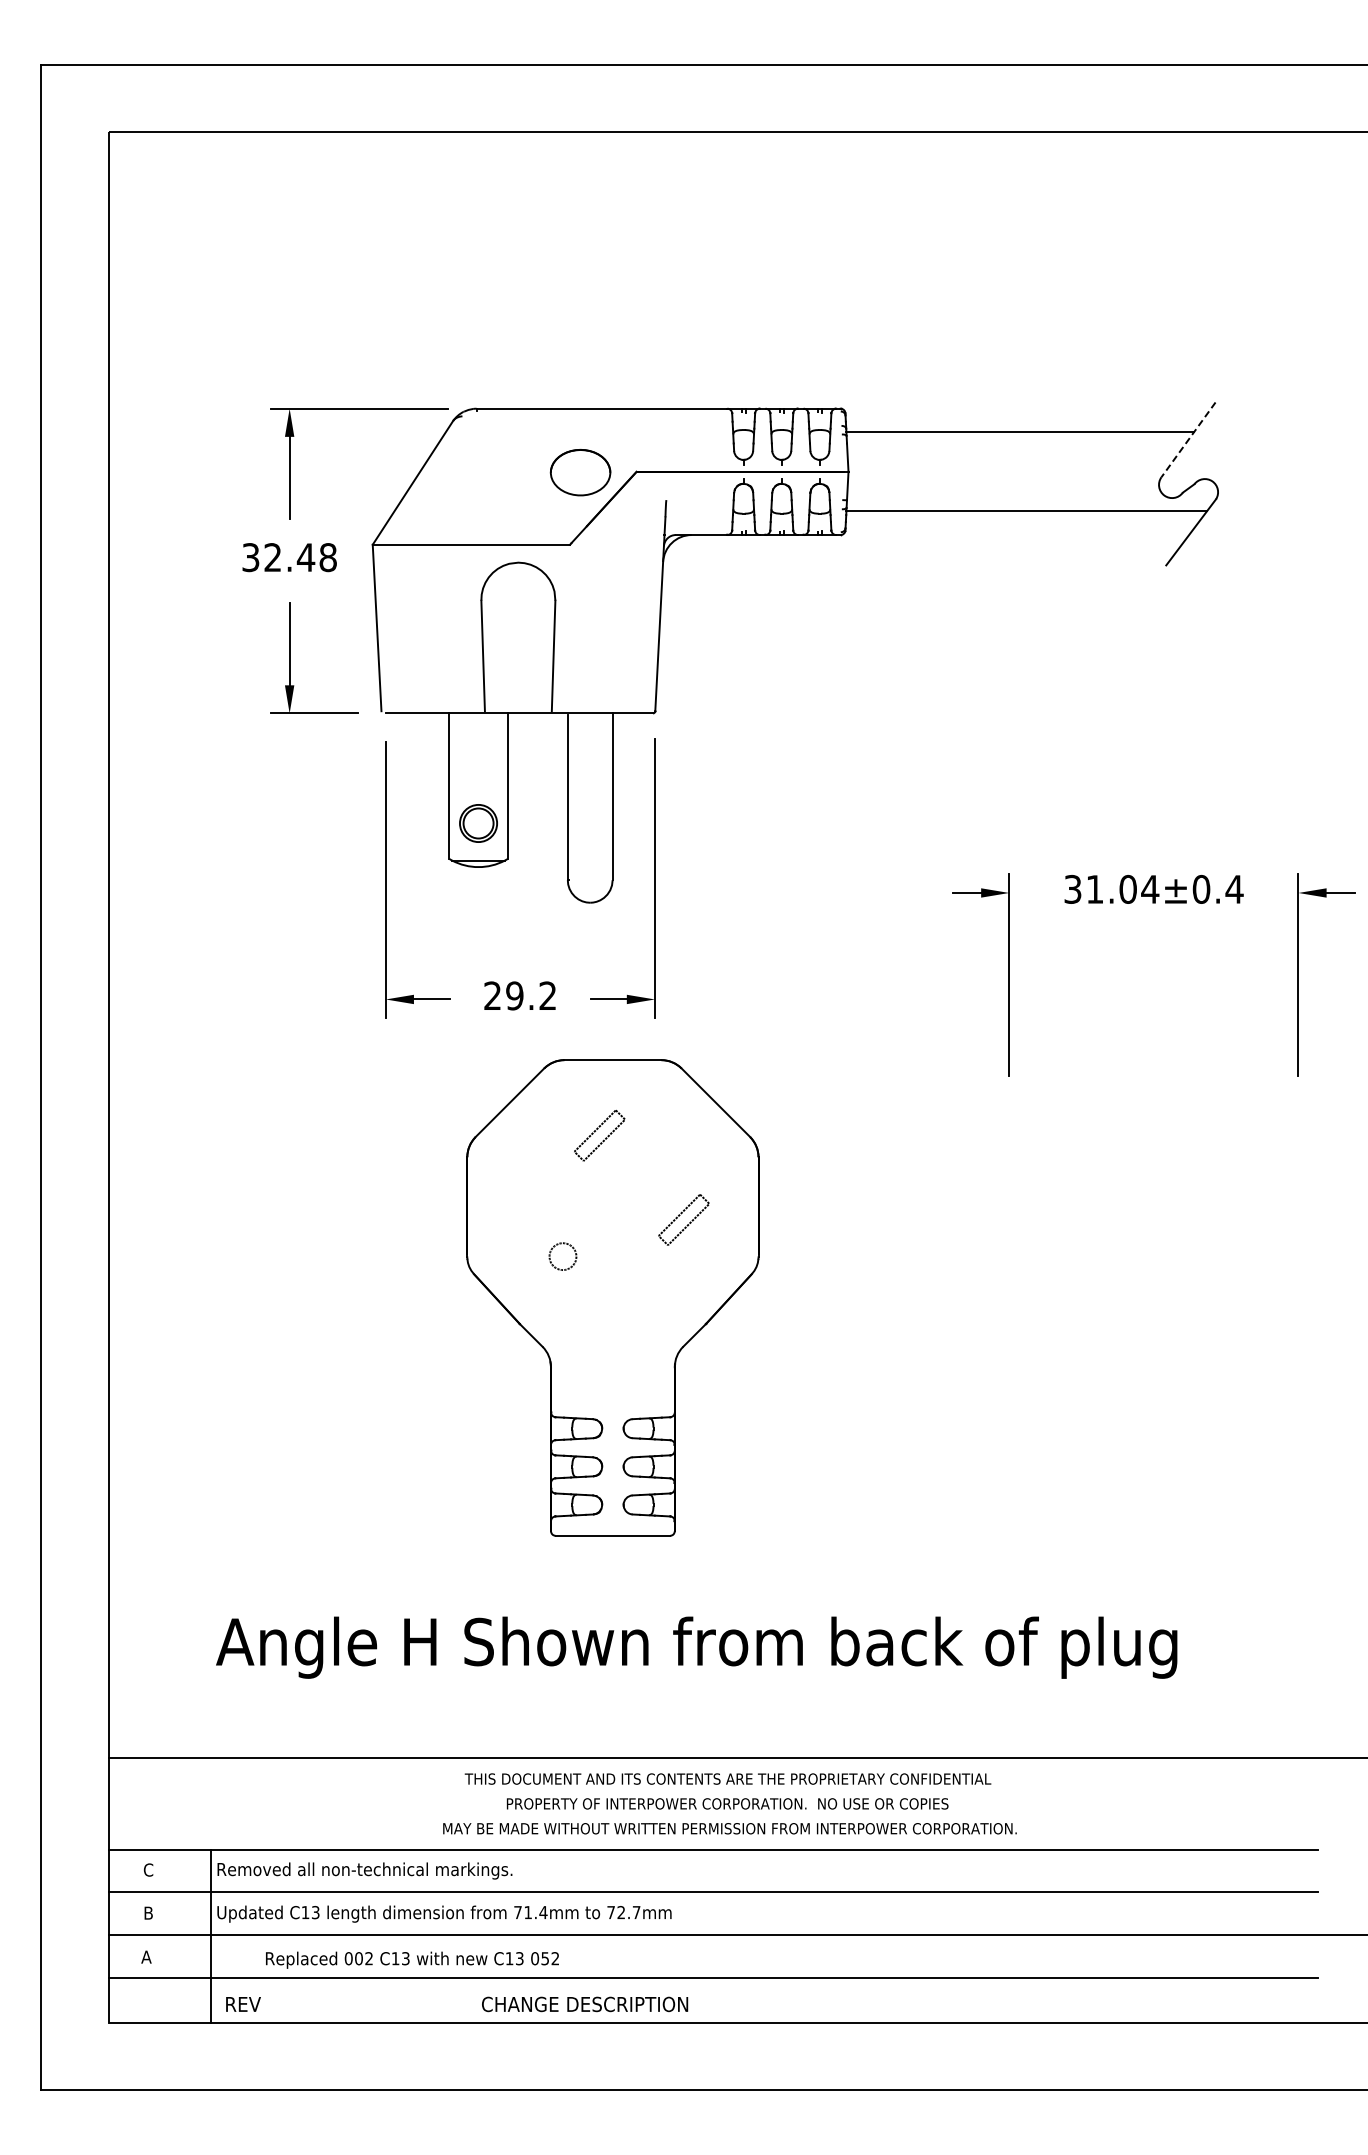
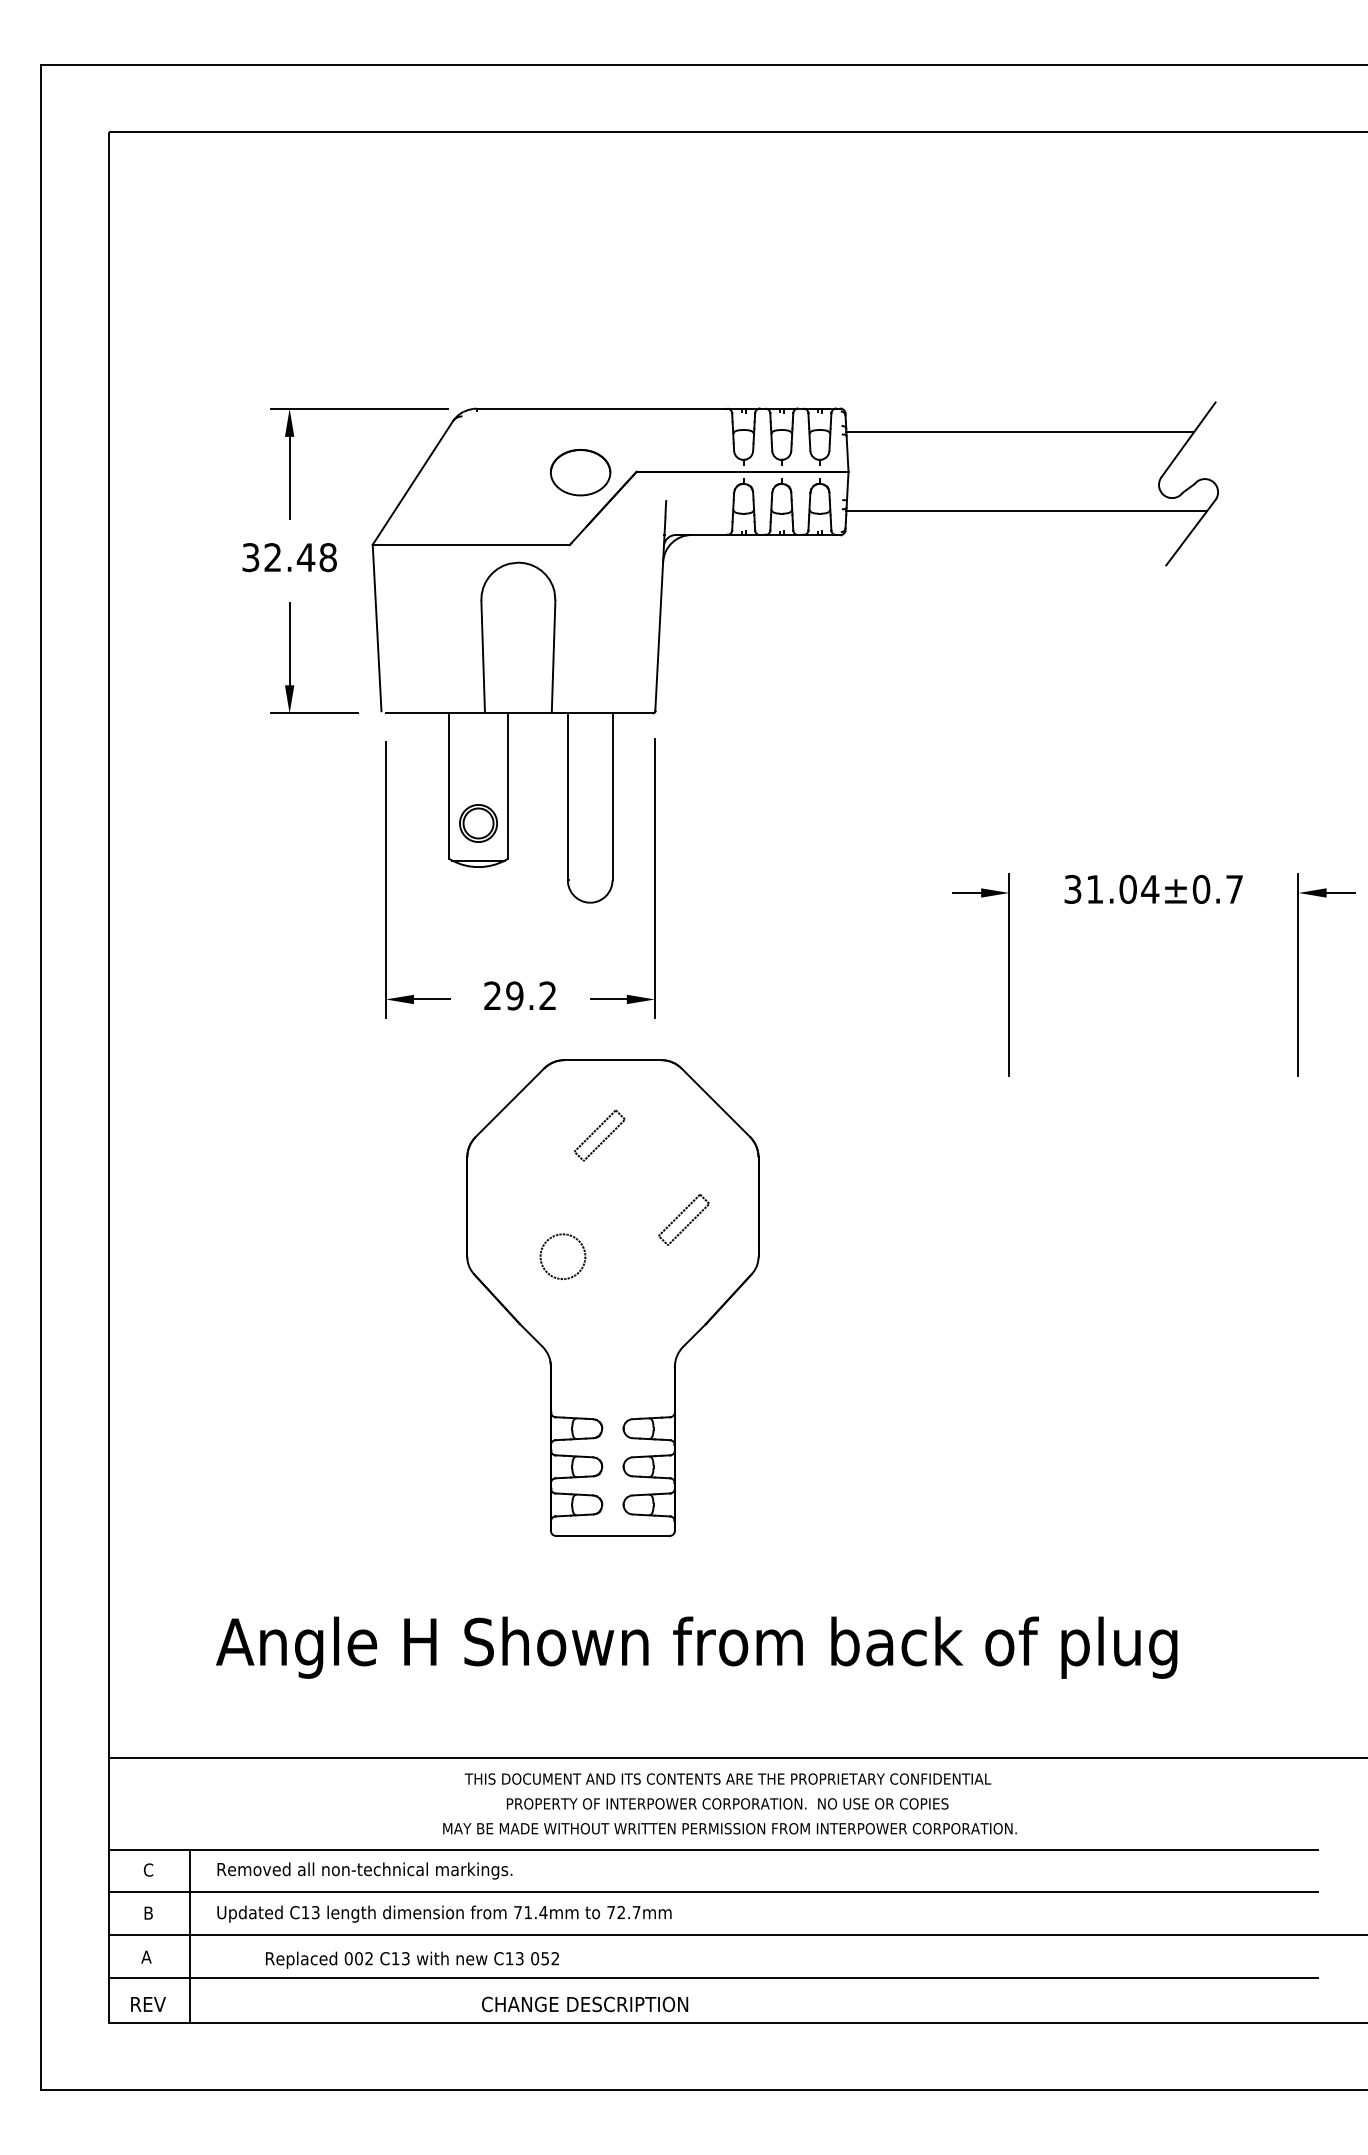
line: dashed -> solid (1188, 440)
text: 31.04±0.4 -> 31.04±0.7 (1234, 889)
circle size: 30x29 px -> 48x47 px (562, 1256)
line position: (210, 1935) -> (189, 1935) (189, 1935)
text position: (243, 2004) -> (148, 2004) (148, 2004)
